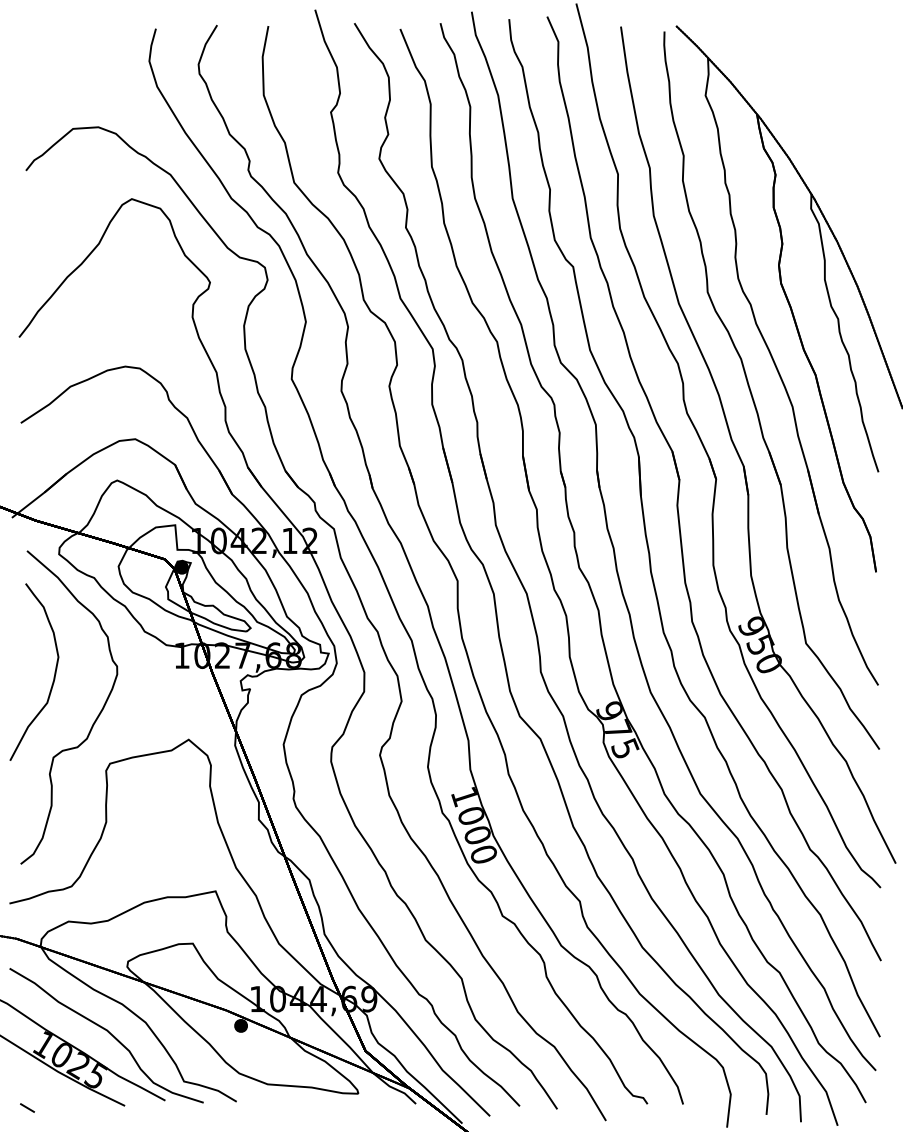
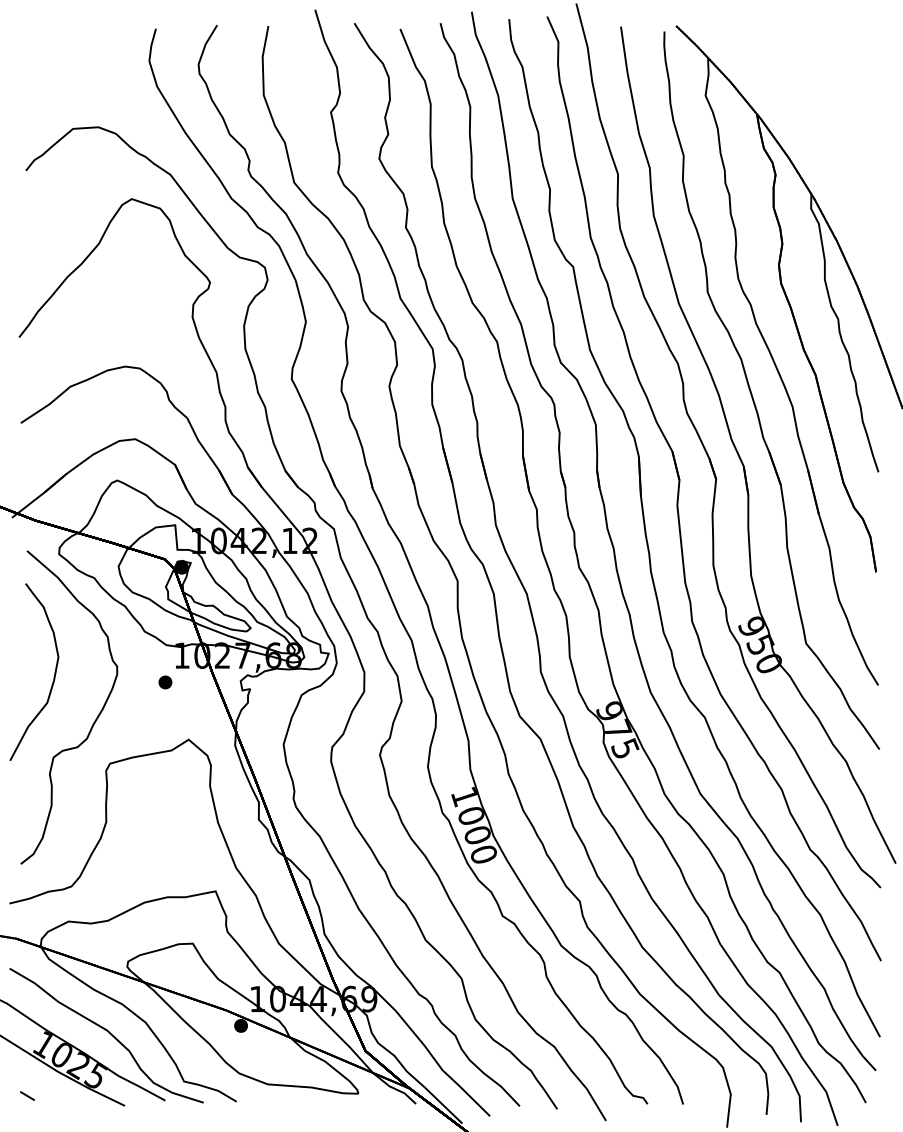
part: none -> present (165, 682)
line position: (27, 1107) -> (27, 1095) (27, 1095)
